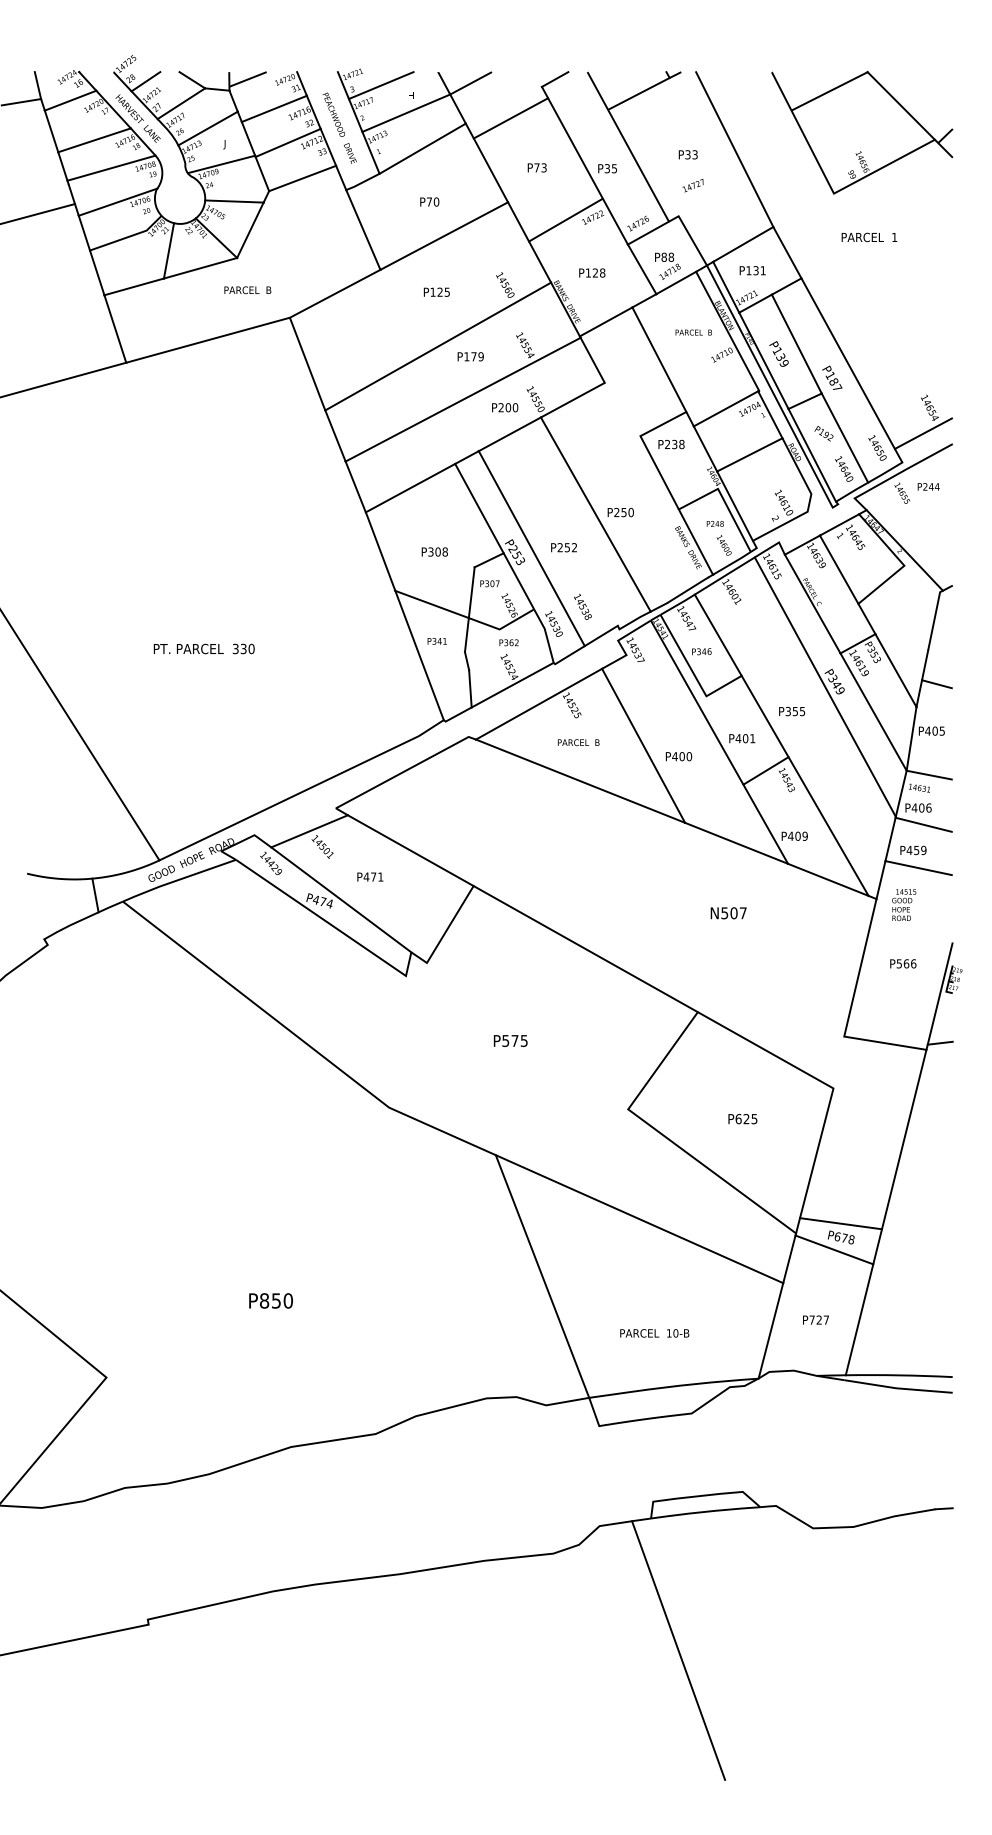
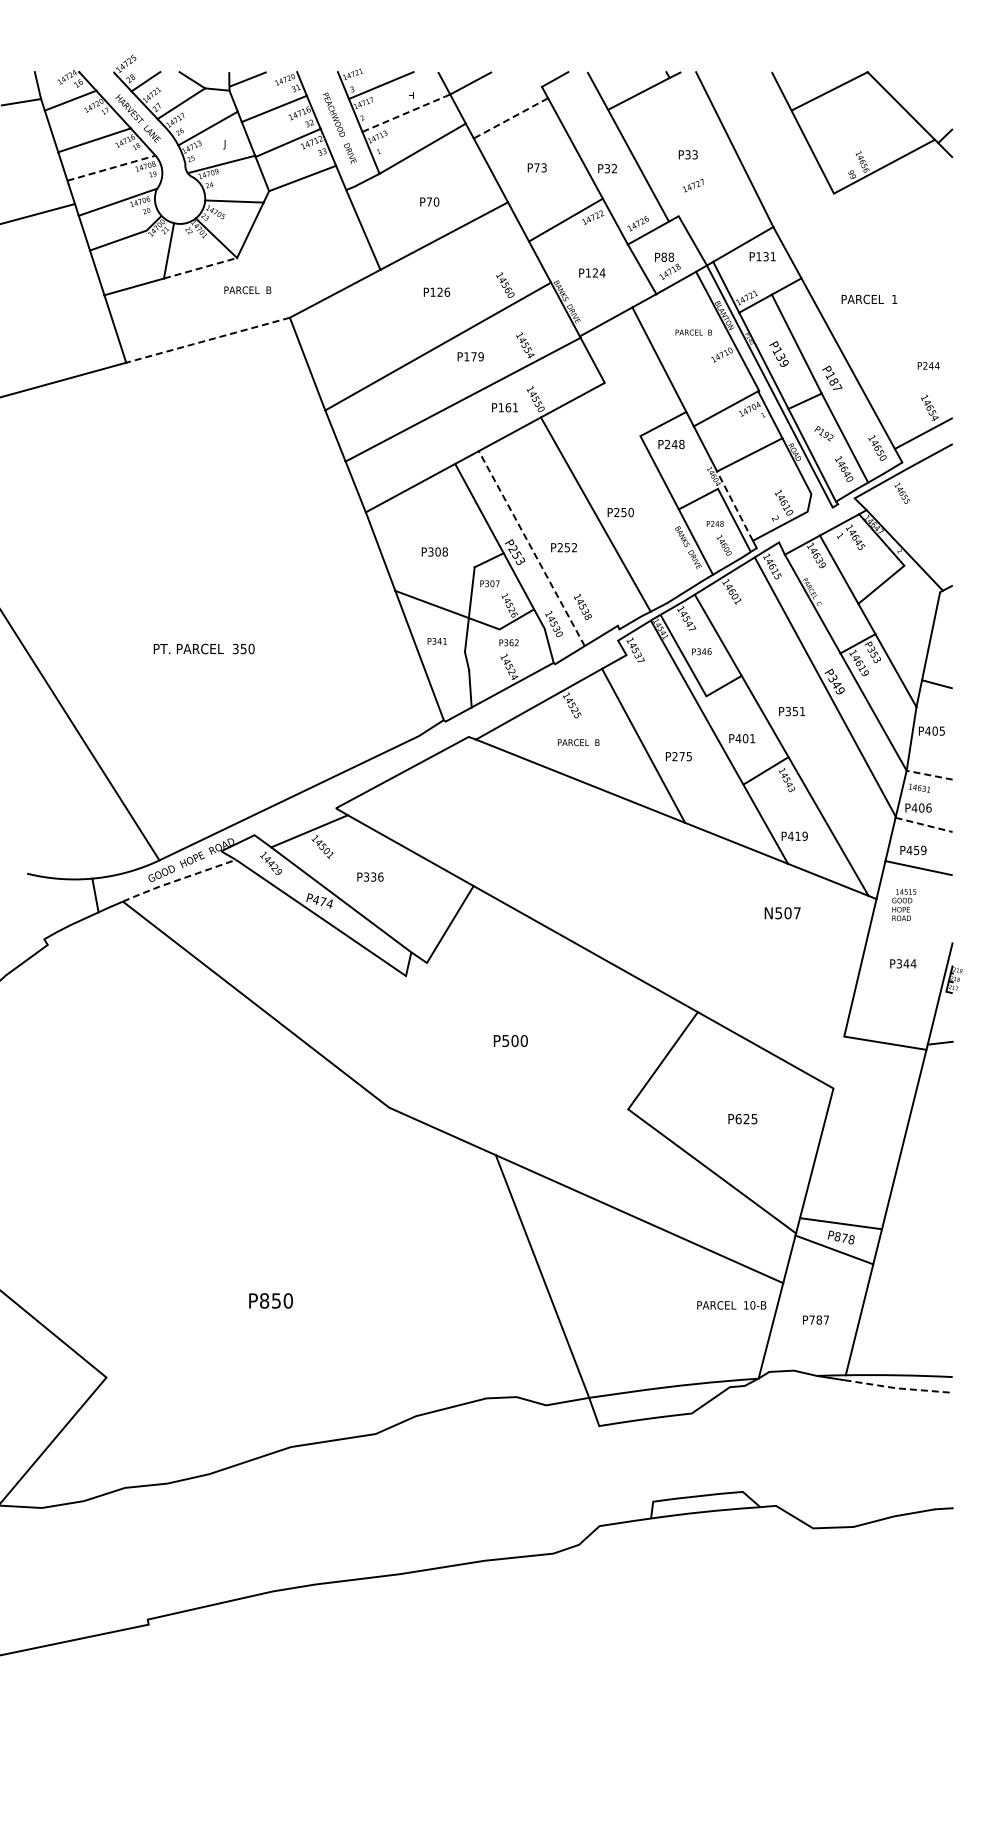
line: solid -> dashed (407, 112)
line: solid -> dashed (509, 119)
line: solid -> dashed (111, 168)
text: P35 -> P32 (614, 168)
text position: (869, 237) -> (869, 299) (869, 299)
line: solid -> dashed (201, 268)
text position: (752, 270) -> (762, 256) (762, 256)
text: P128 -> P124 (602, 272)
text: P125 -> P126 (447, 291)
line: solid -> dashed (207, 340)
text: P200 -> P161 (508, 407)
text: P238 -> P248 (674, 444)
text position: (928, 486) -> (928, 365) (928, 365)
line: solid -> dashed (734, 505)
line: solid -> dashed (531, 548)
text: 330 -> 350 (243, 648)
text: P355 -> P351 (802, 711)
text: P400 -> P275 (682, 756)
line: solid -> dashed (930, 775)
line: solid -> dashed (925, 825)
text: P409 -> P419 (797, 835)
text: P471 -> P336 (373, 876)
line: solid -> dashed (177, 880)
text position: (728, 913) -> (782, 913) (782, 913)
text: P566 -> P344 (906, 963)
text: P575 -> P500 (519, 1040)
text: P678 -> P878 (837, 1236)
text: P727 -> P787 (818, 1319)
text position: (654, 1333) -> (731, 1305) (731, 1305)
line: solid -> dashed (898, 1388)
line: present -> none (678, 1650)
